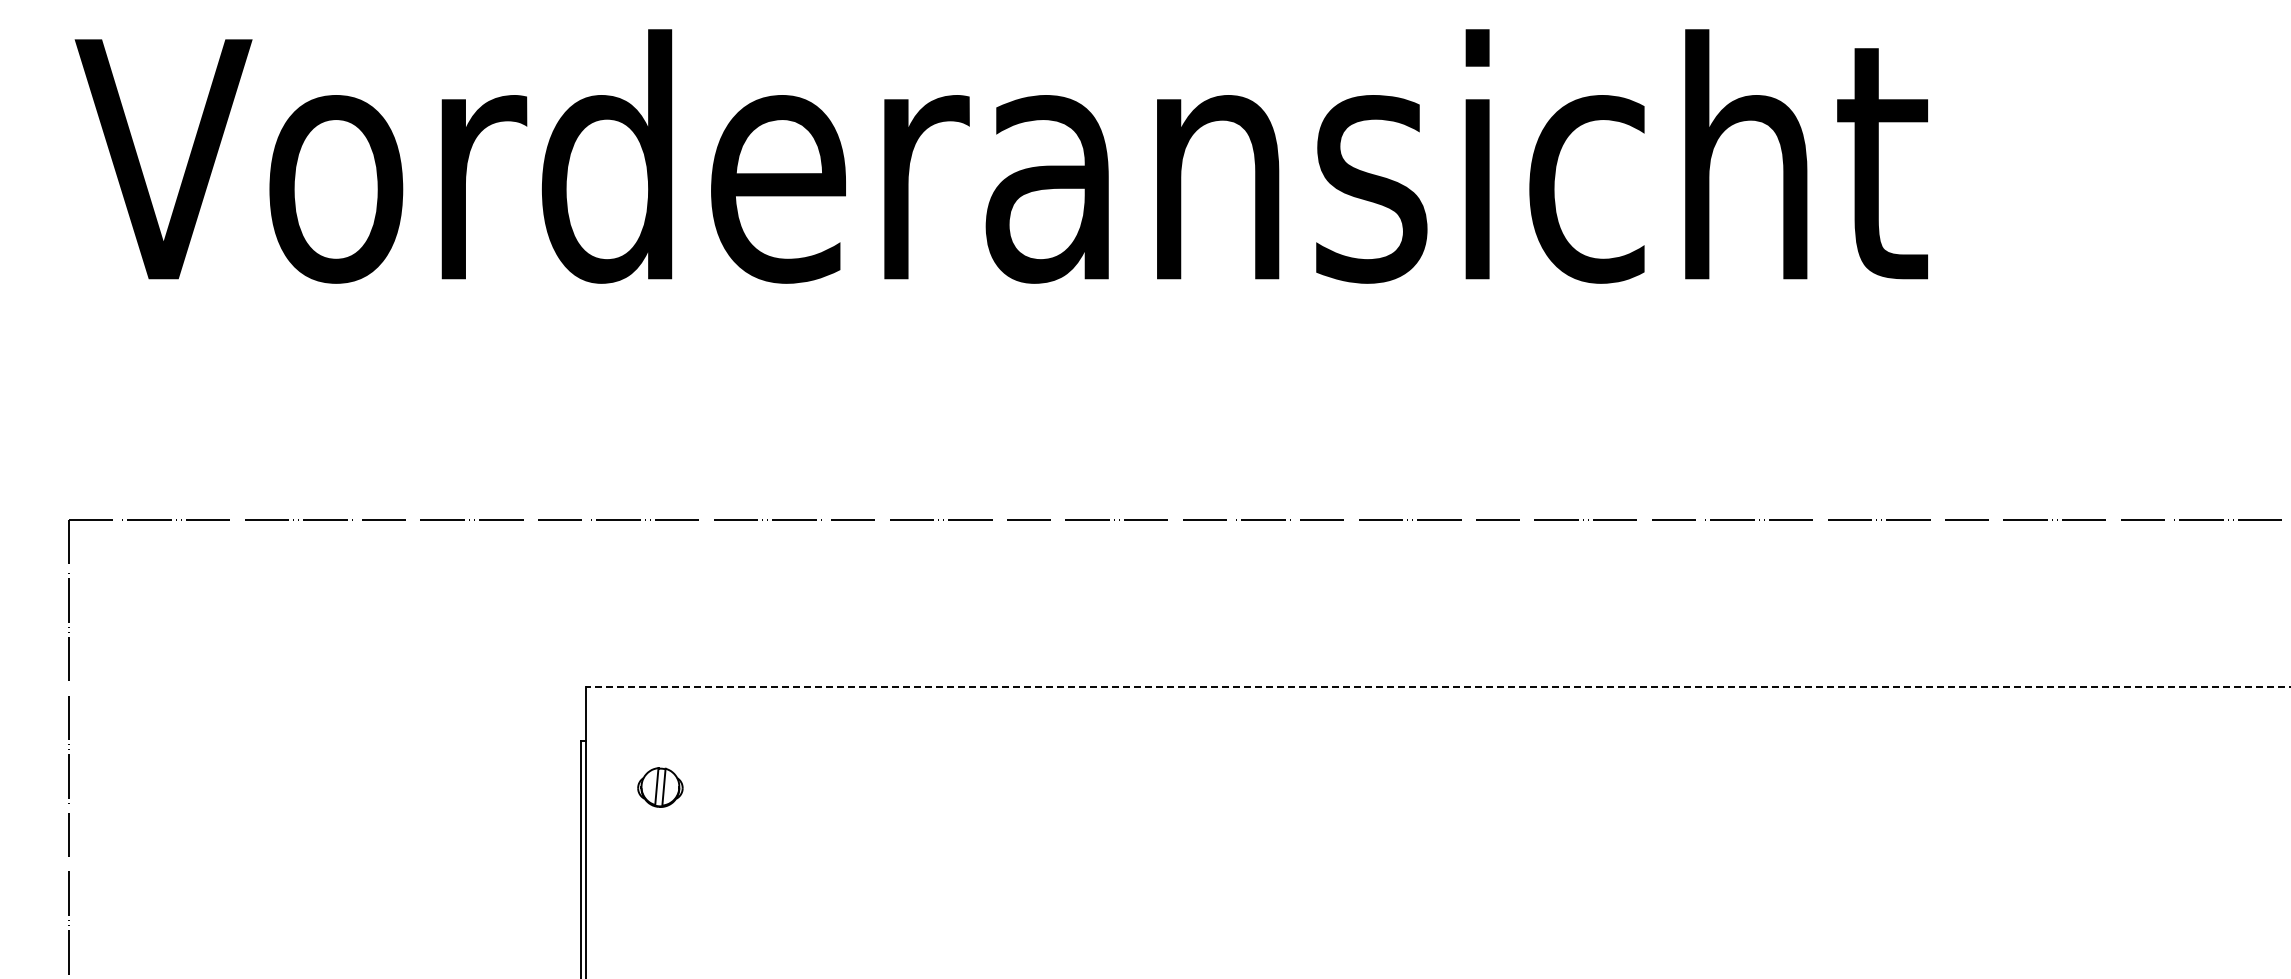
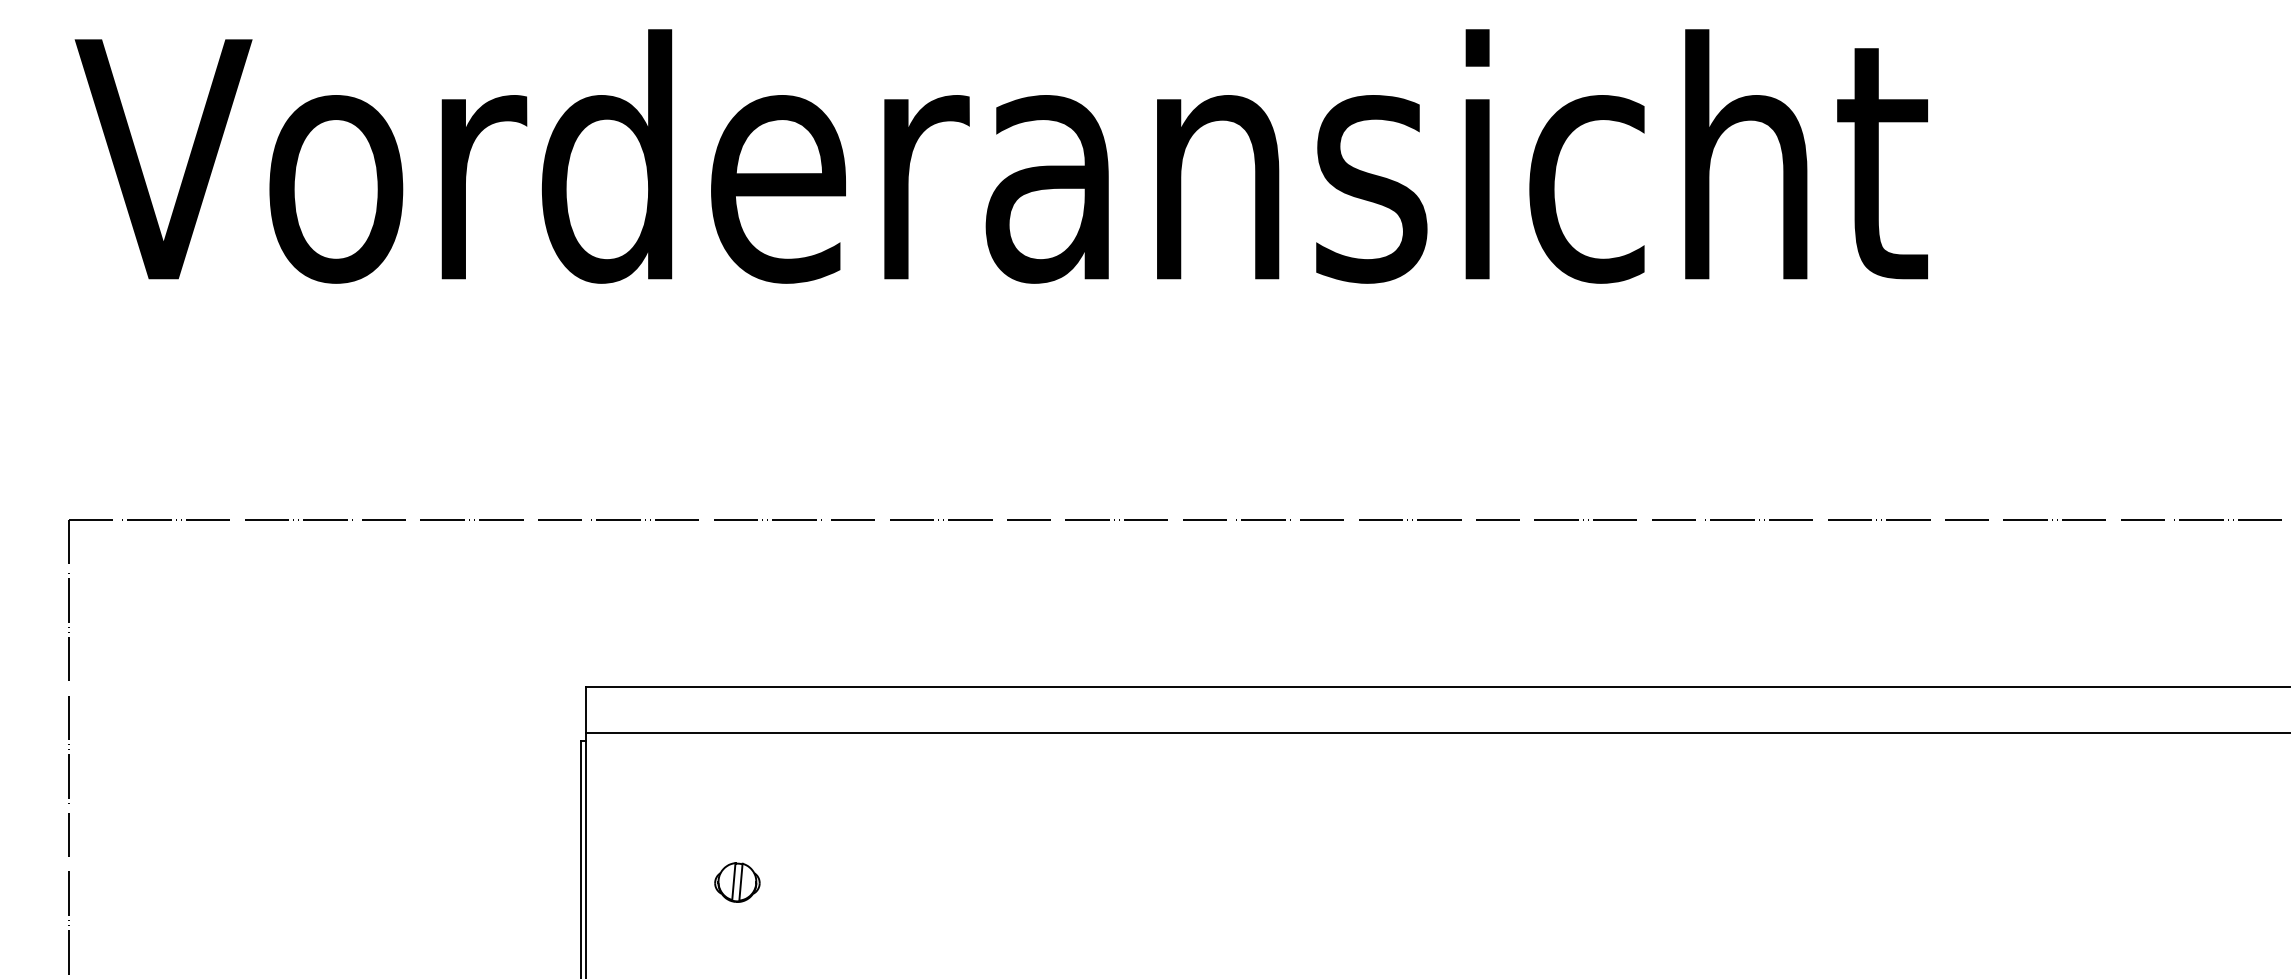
line: dashed -> solid (1437, 686)
line: none -> present (1436, 733)
part position: (660, 787) -> (737, 882) (737, 882)
